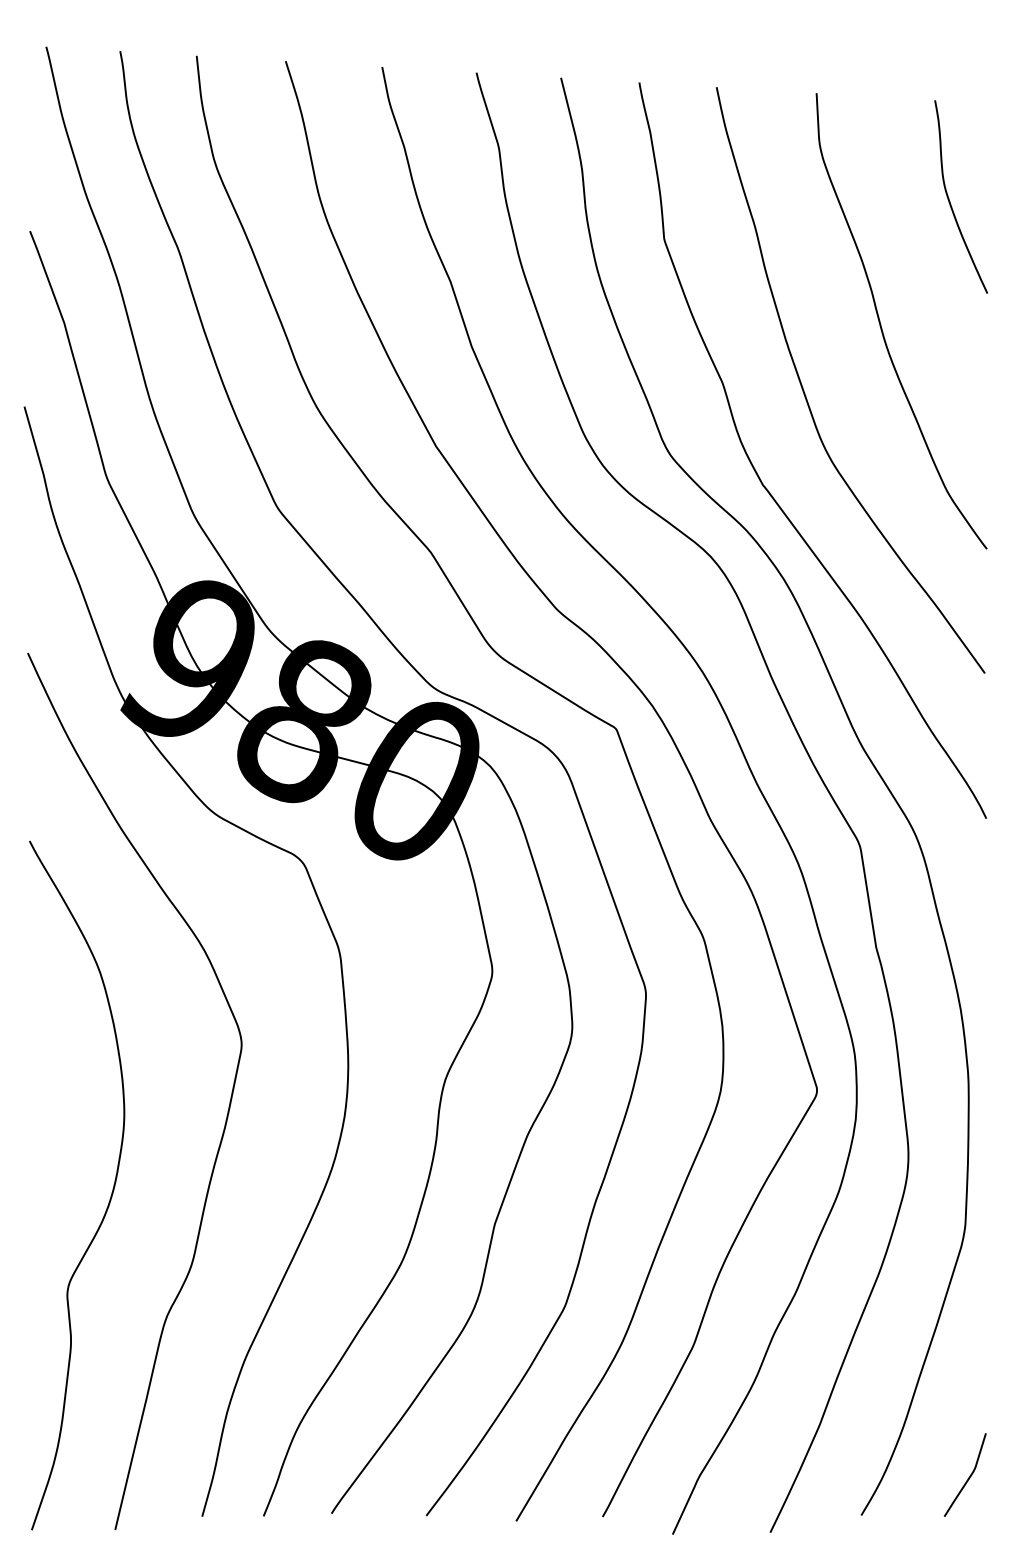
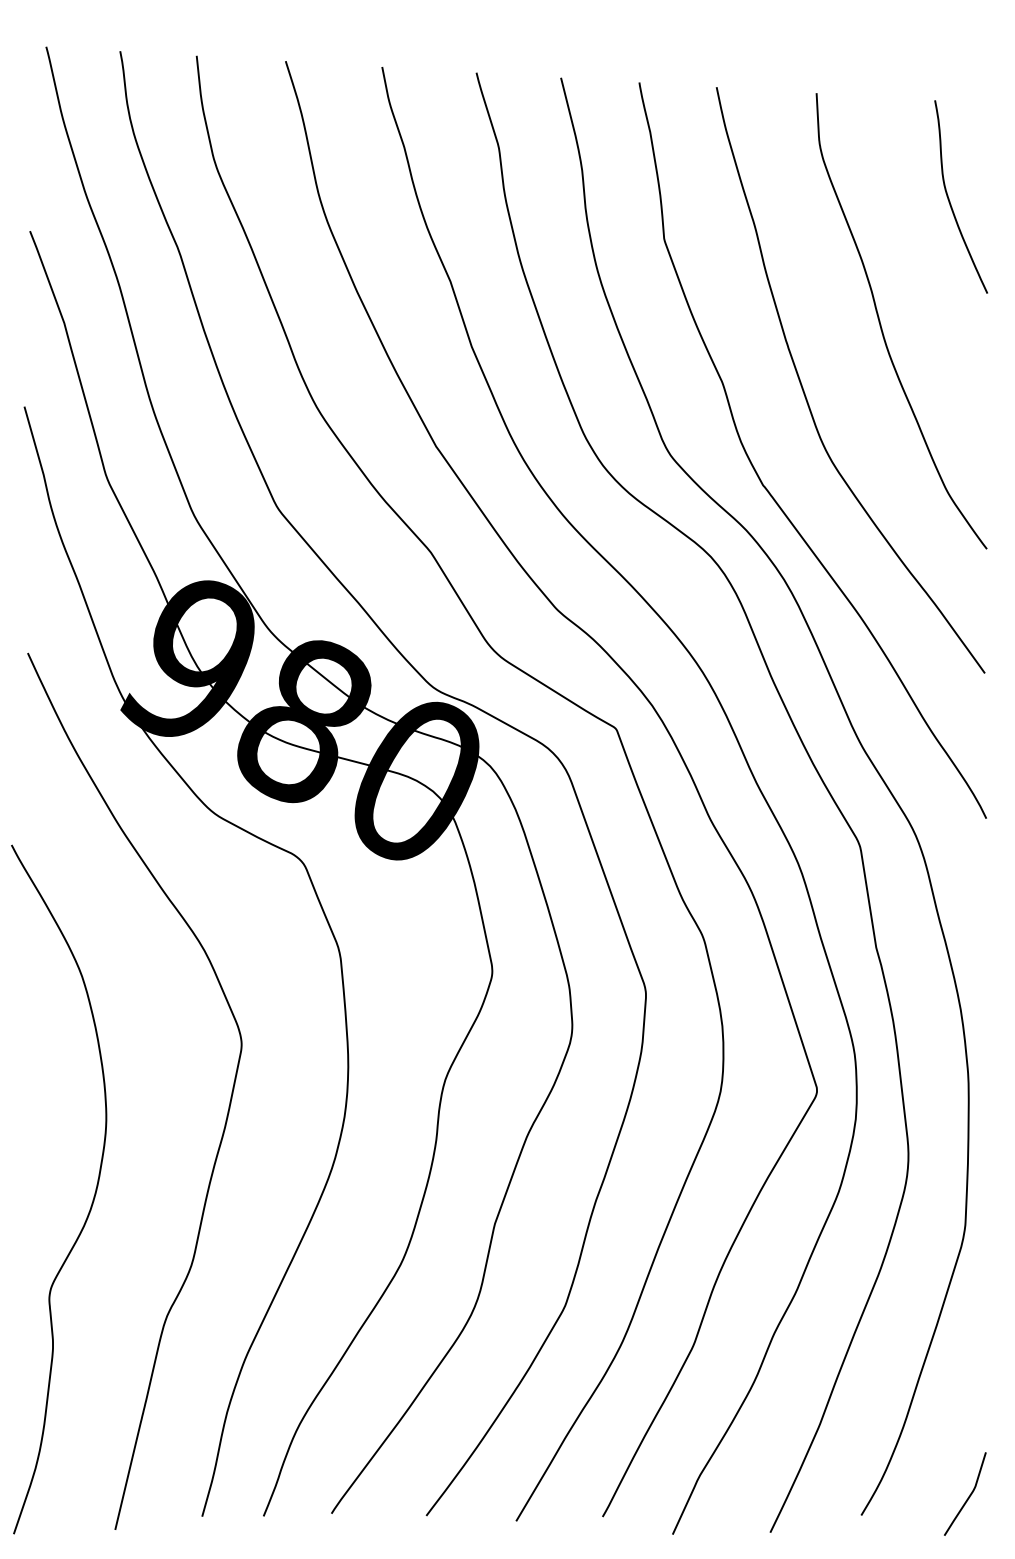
curve position: (110, 1195) -> (92, 1199) (92, 1199)
curve position: (969, 1475) -> (969, 1494) (969, 1494)
